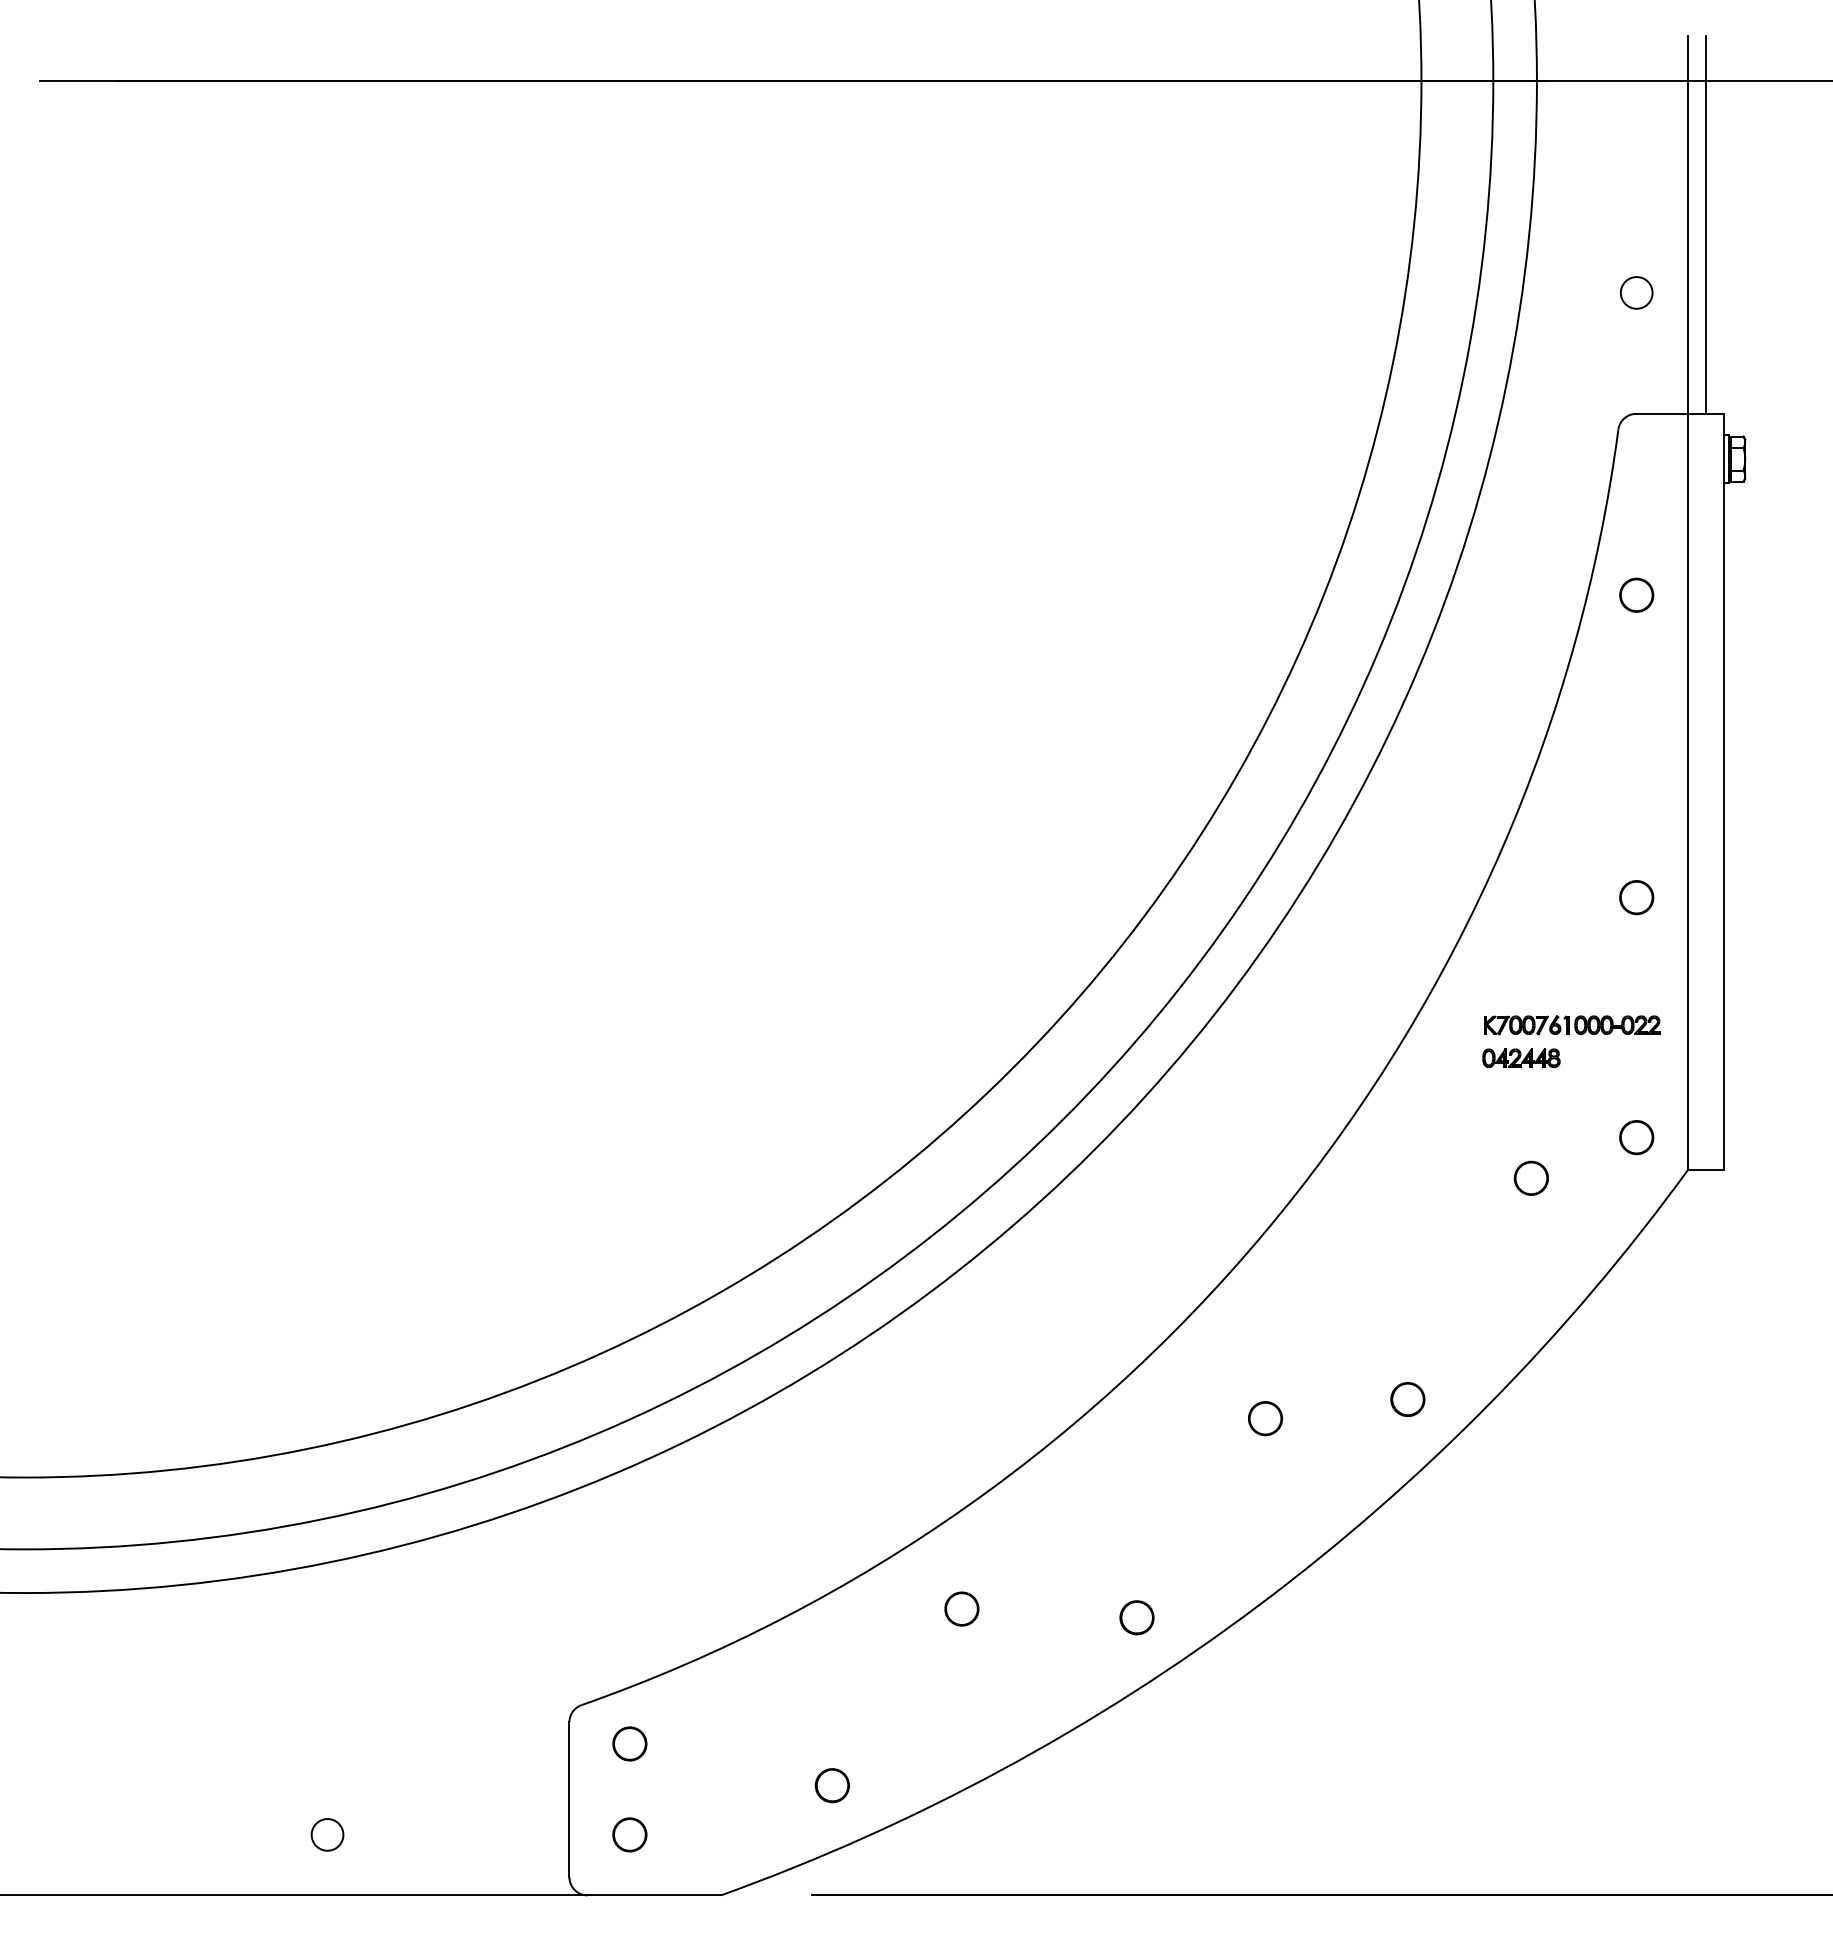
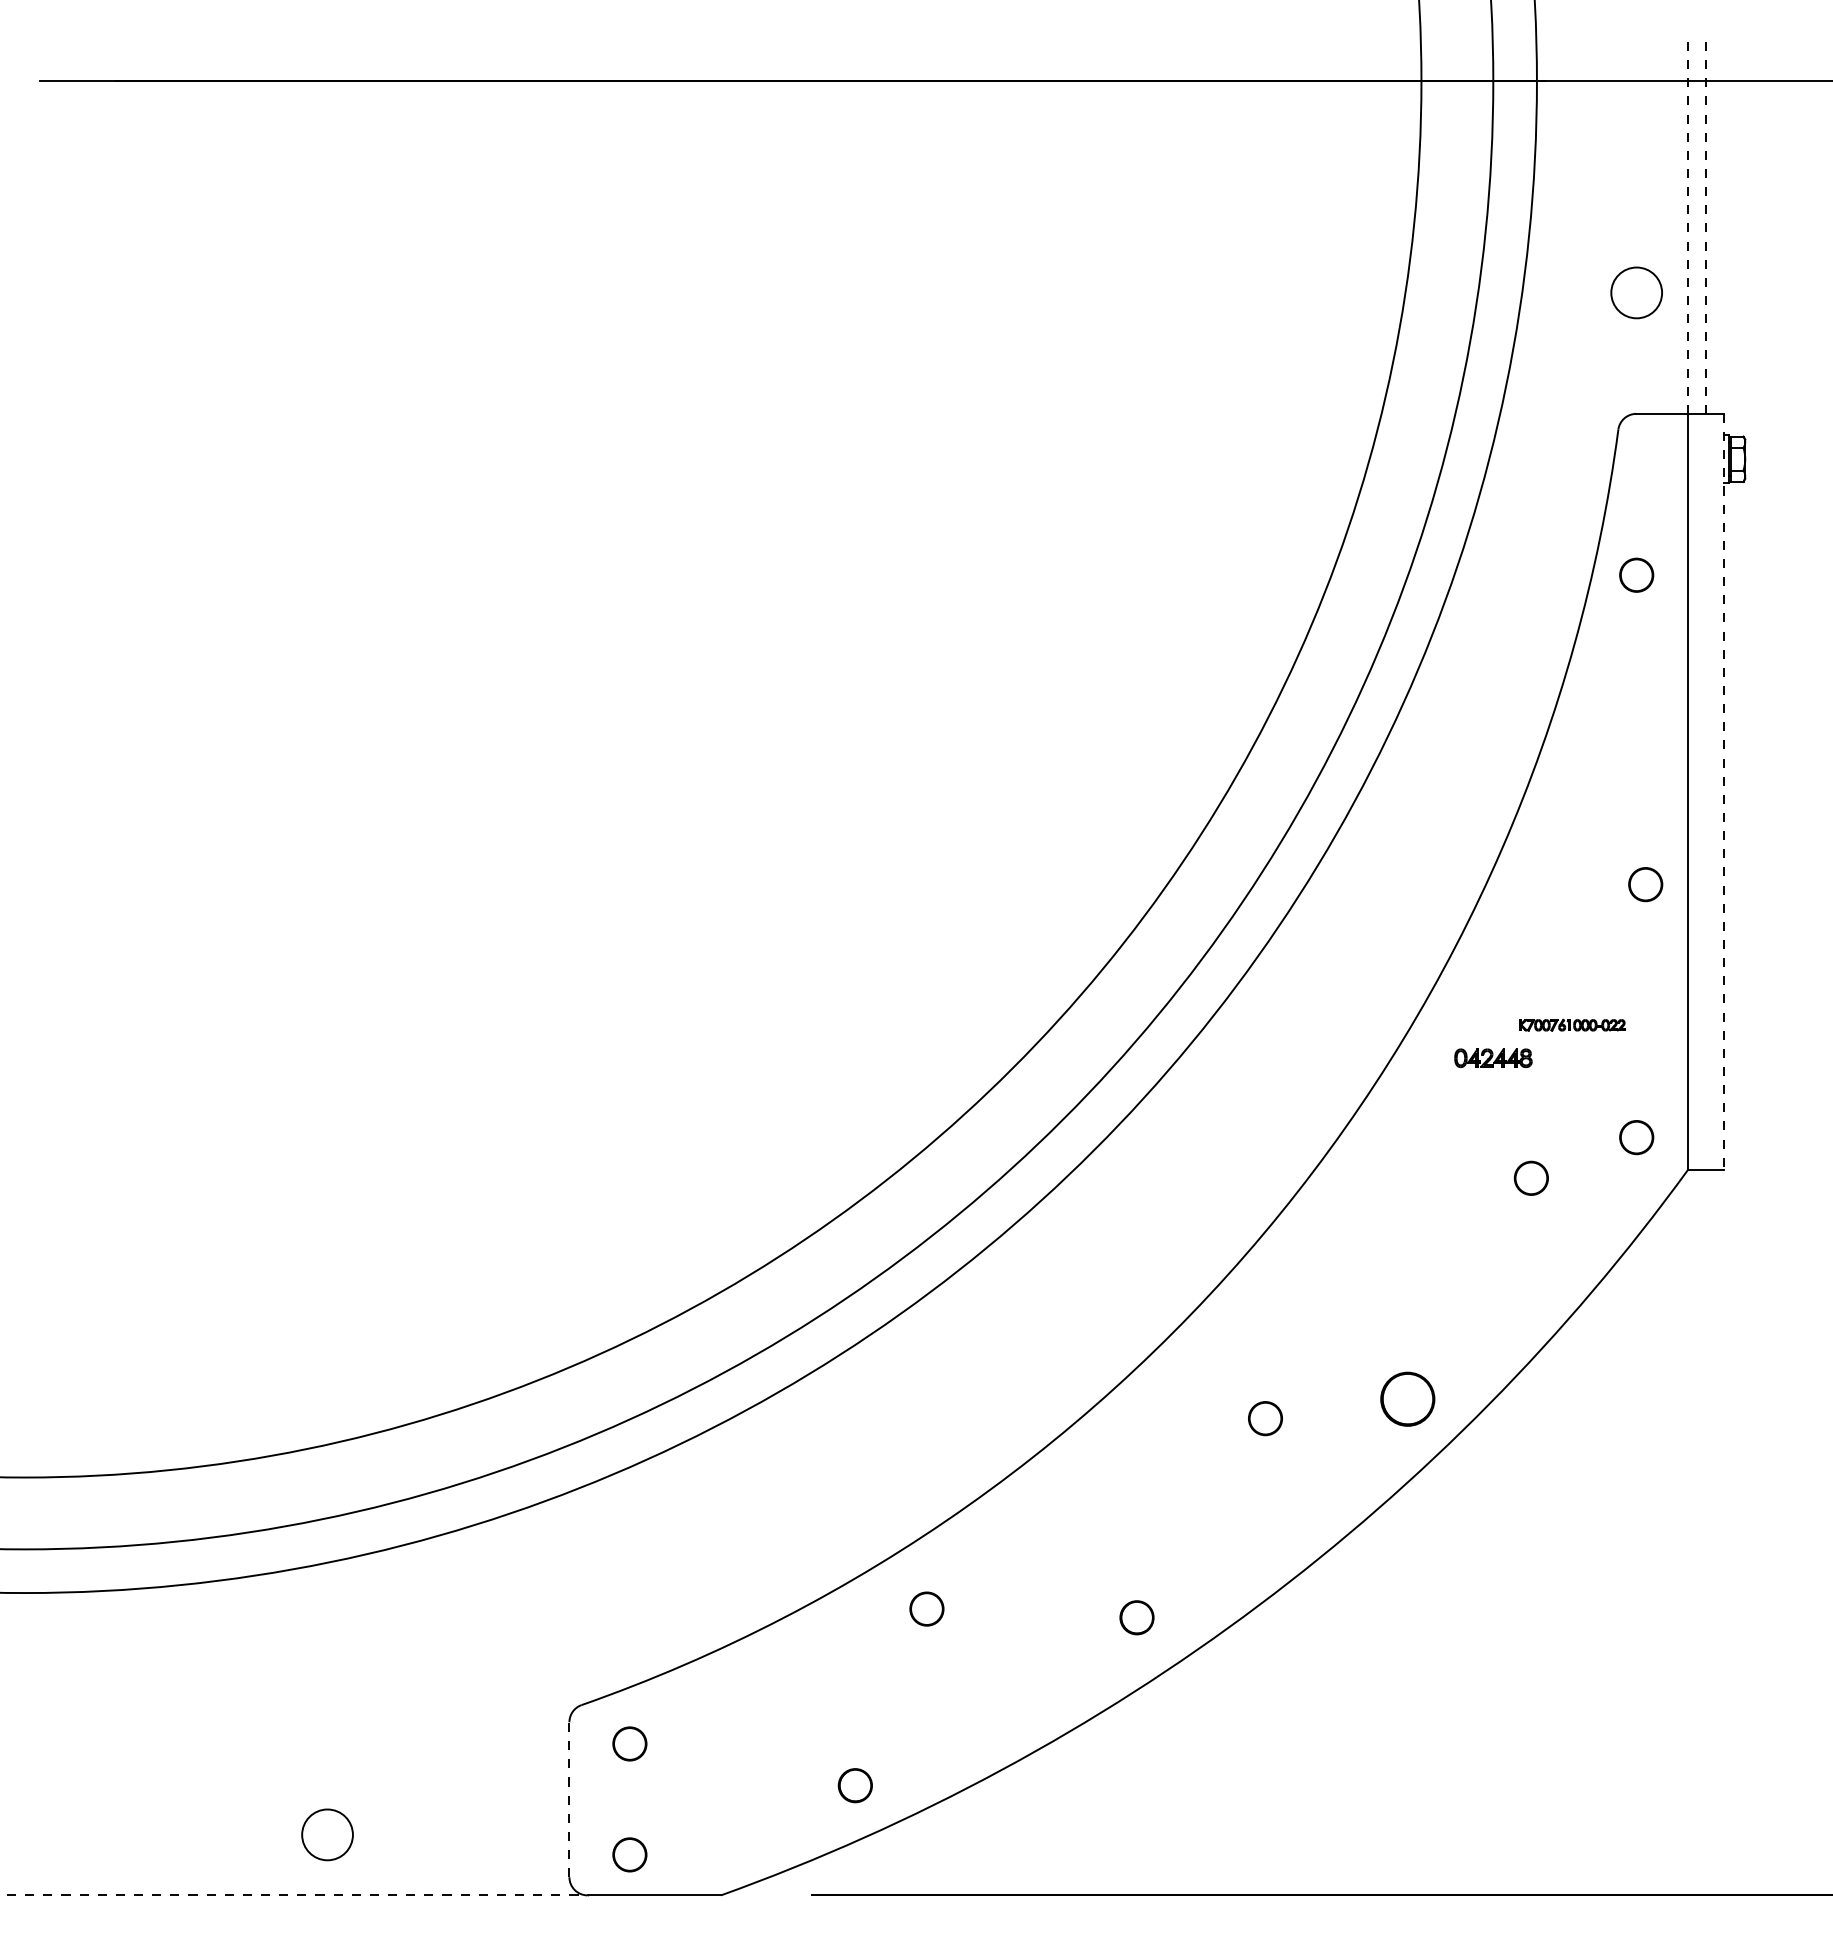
line: solid -> dashed (1688, 224)
line: solid -> dashed (1706, 224)
circle diameter: 32 px -> 51 px (1636, 292)
circle position: (1636, 594) -> (1636, 574) (1636, 574)
line: solid -> dashed (1724, 791)
circle position: (1636, 897) -> (1645, 884) (1645, 884)
part size: 177x21 px -> 107x14 px (1572, 1024)
part position: (1521, 1057) -> (1493, 1057) (1493, 1057)
circle size: 36x36 px -> 56x56 px (1407, 1398)
circle position: (961, 1608) -> (926, 1608) (926, 1608)
circle position: (831, 1785) -> (854, 1785) (854, 1785)
line: solid -> dashed (569, 1799)
circle diameter: 32 px -> 51 px (327, 1834)
circle position: (629, 1834) -> (629, 1854) (629, 1854)
line: solid -> dashed (294, 1895)
